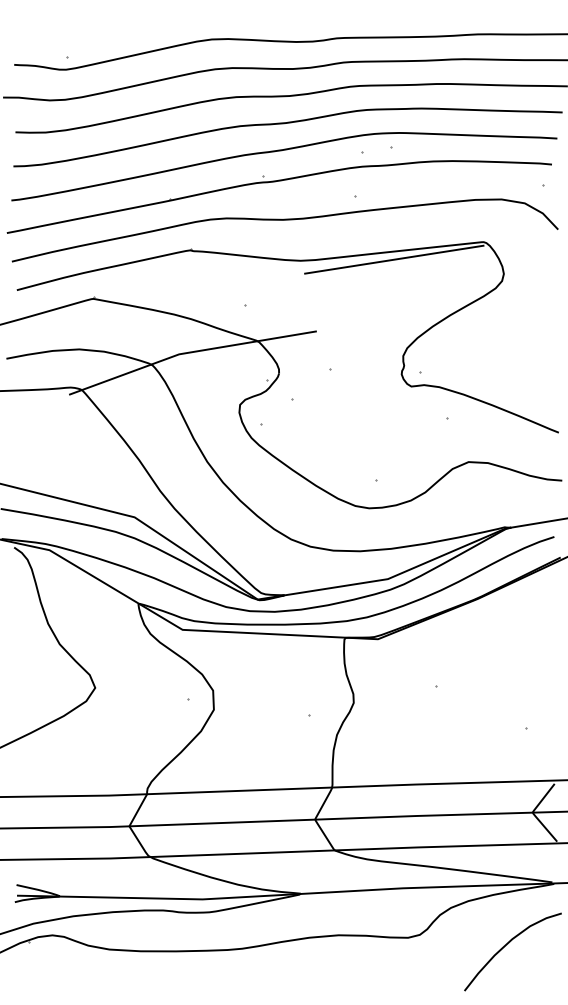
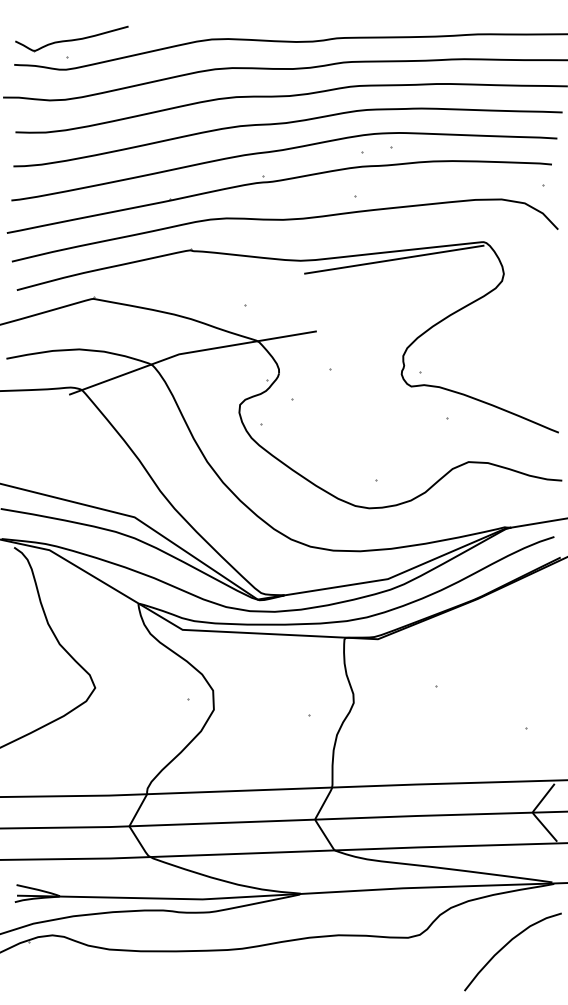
part: none -> present (71, 38)
